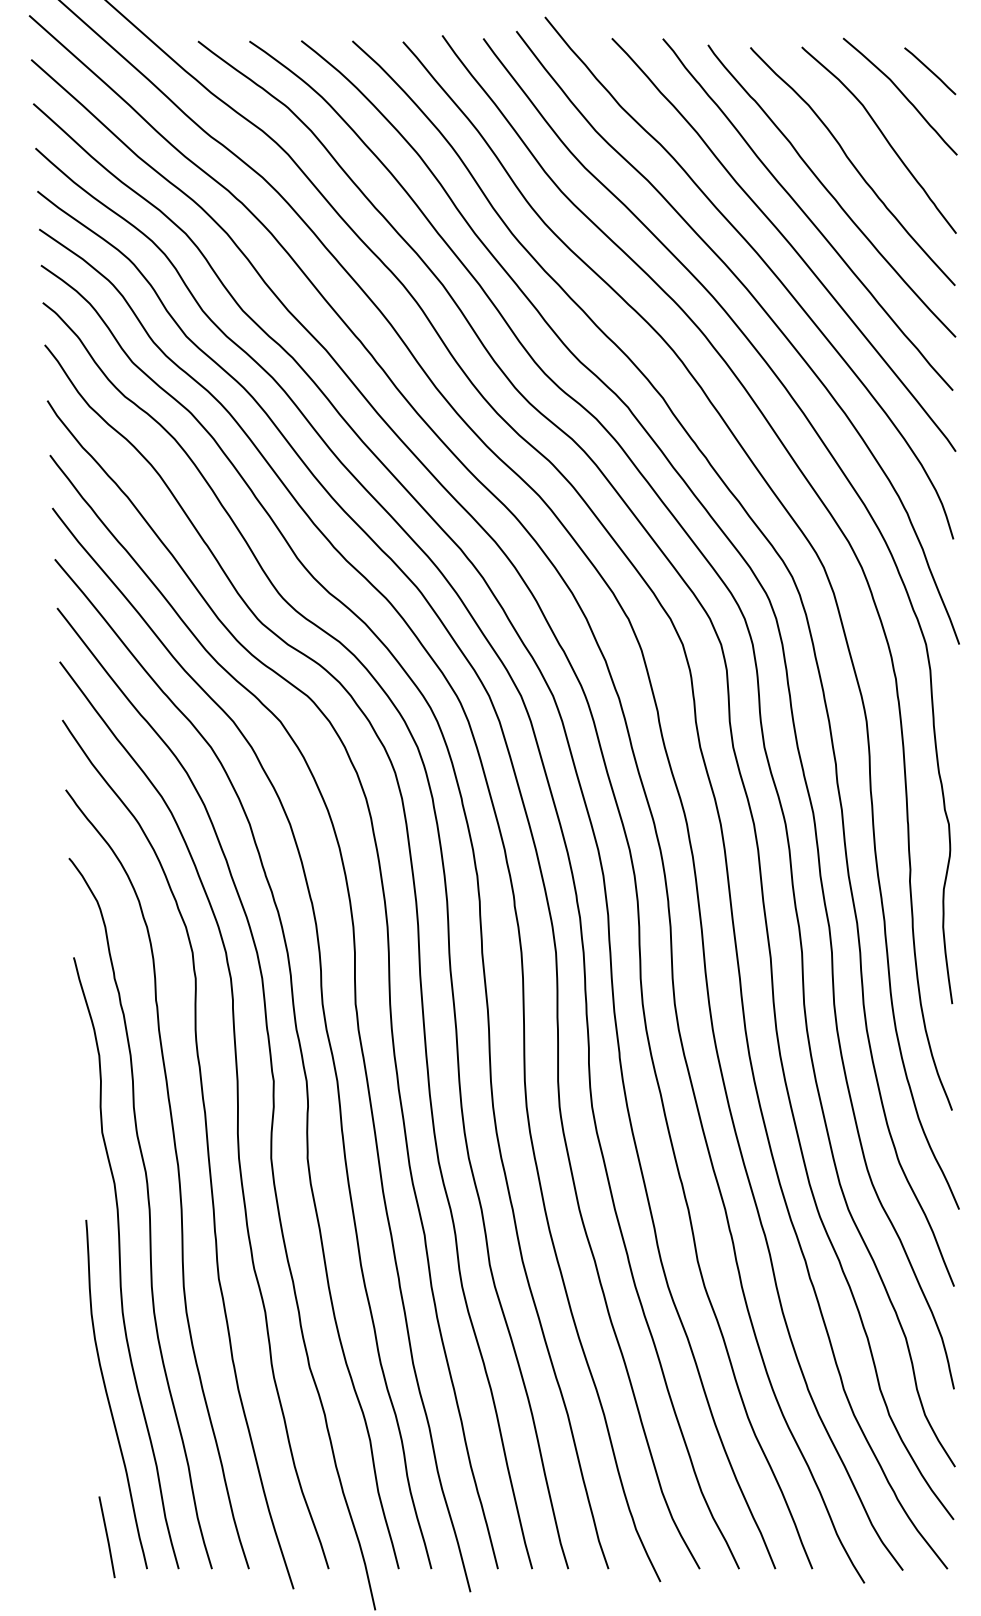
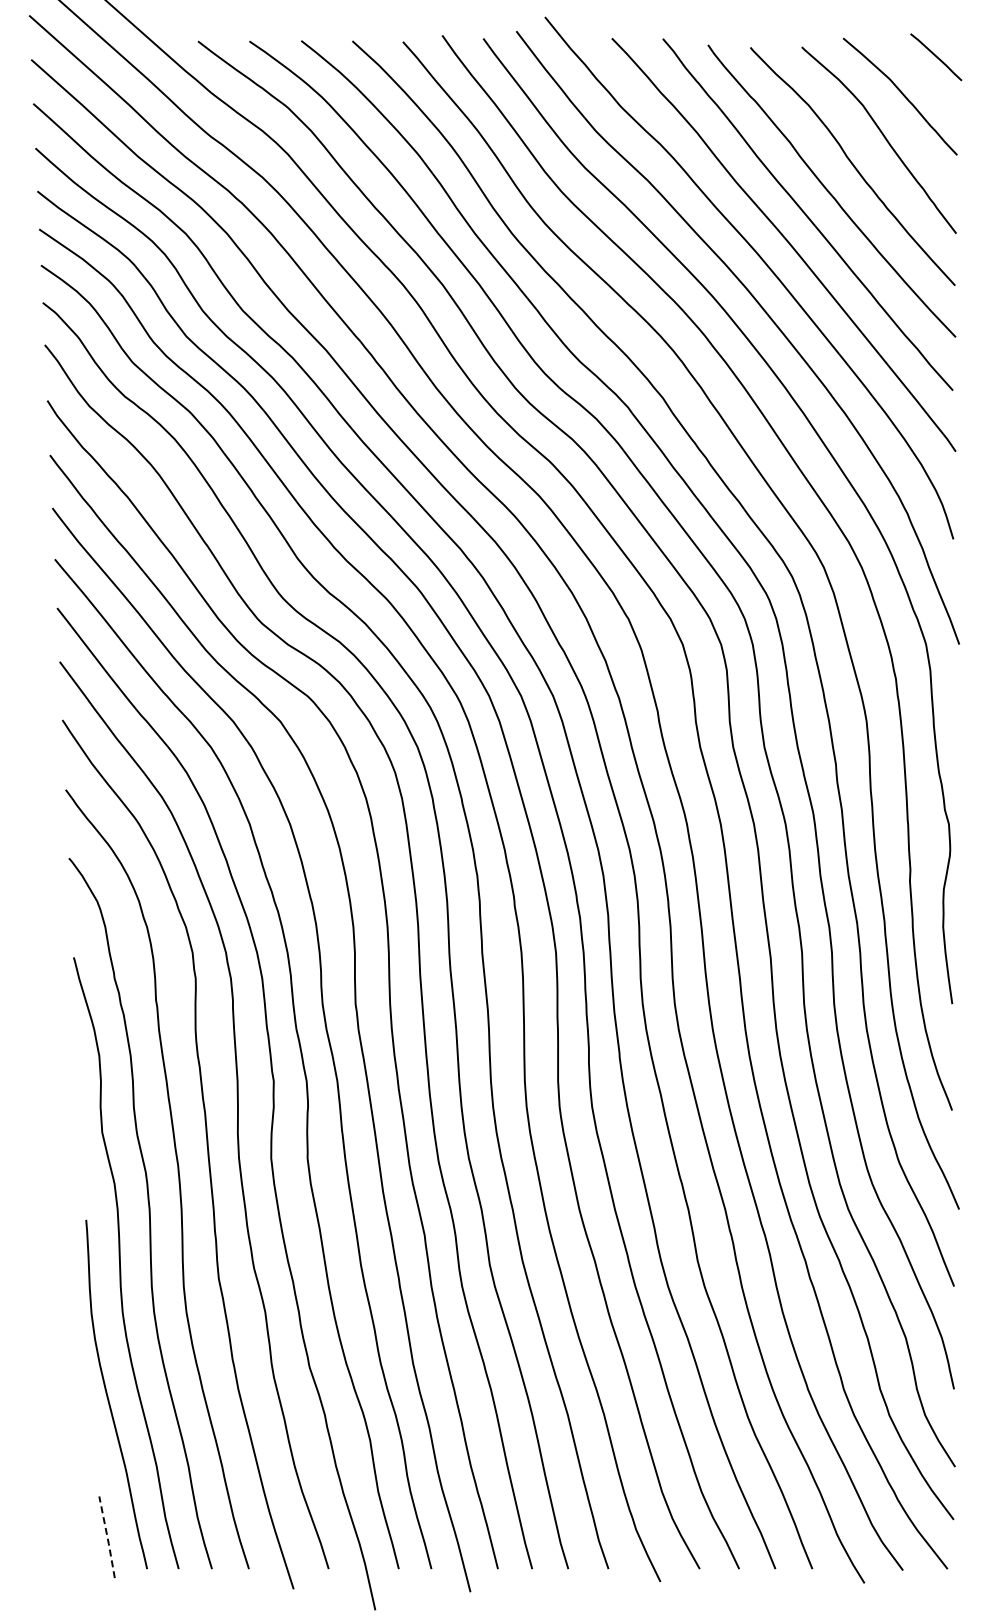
line position: (930, 71) -> (936, 57) (936, 57)
line: solid -> dashed (107, 1537)
